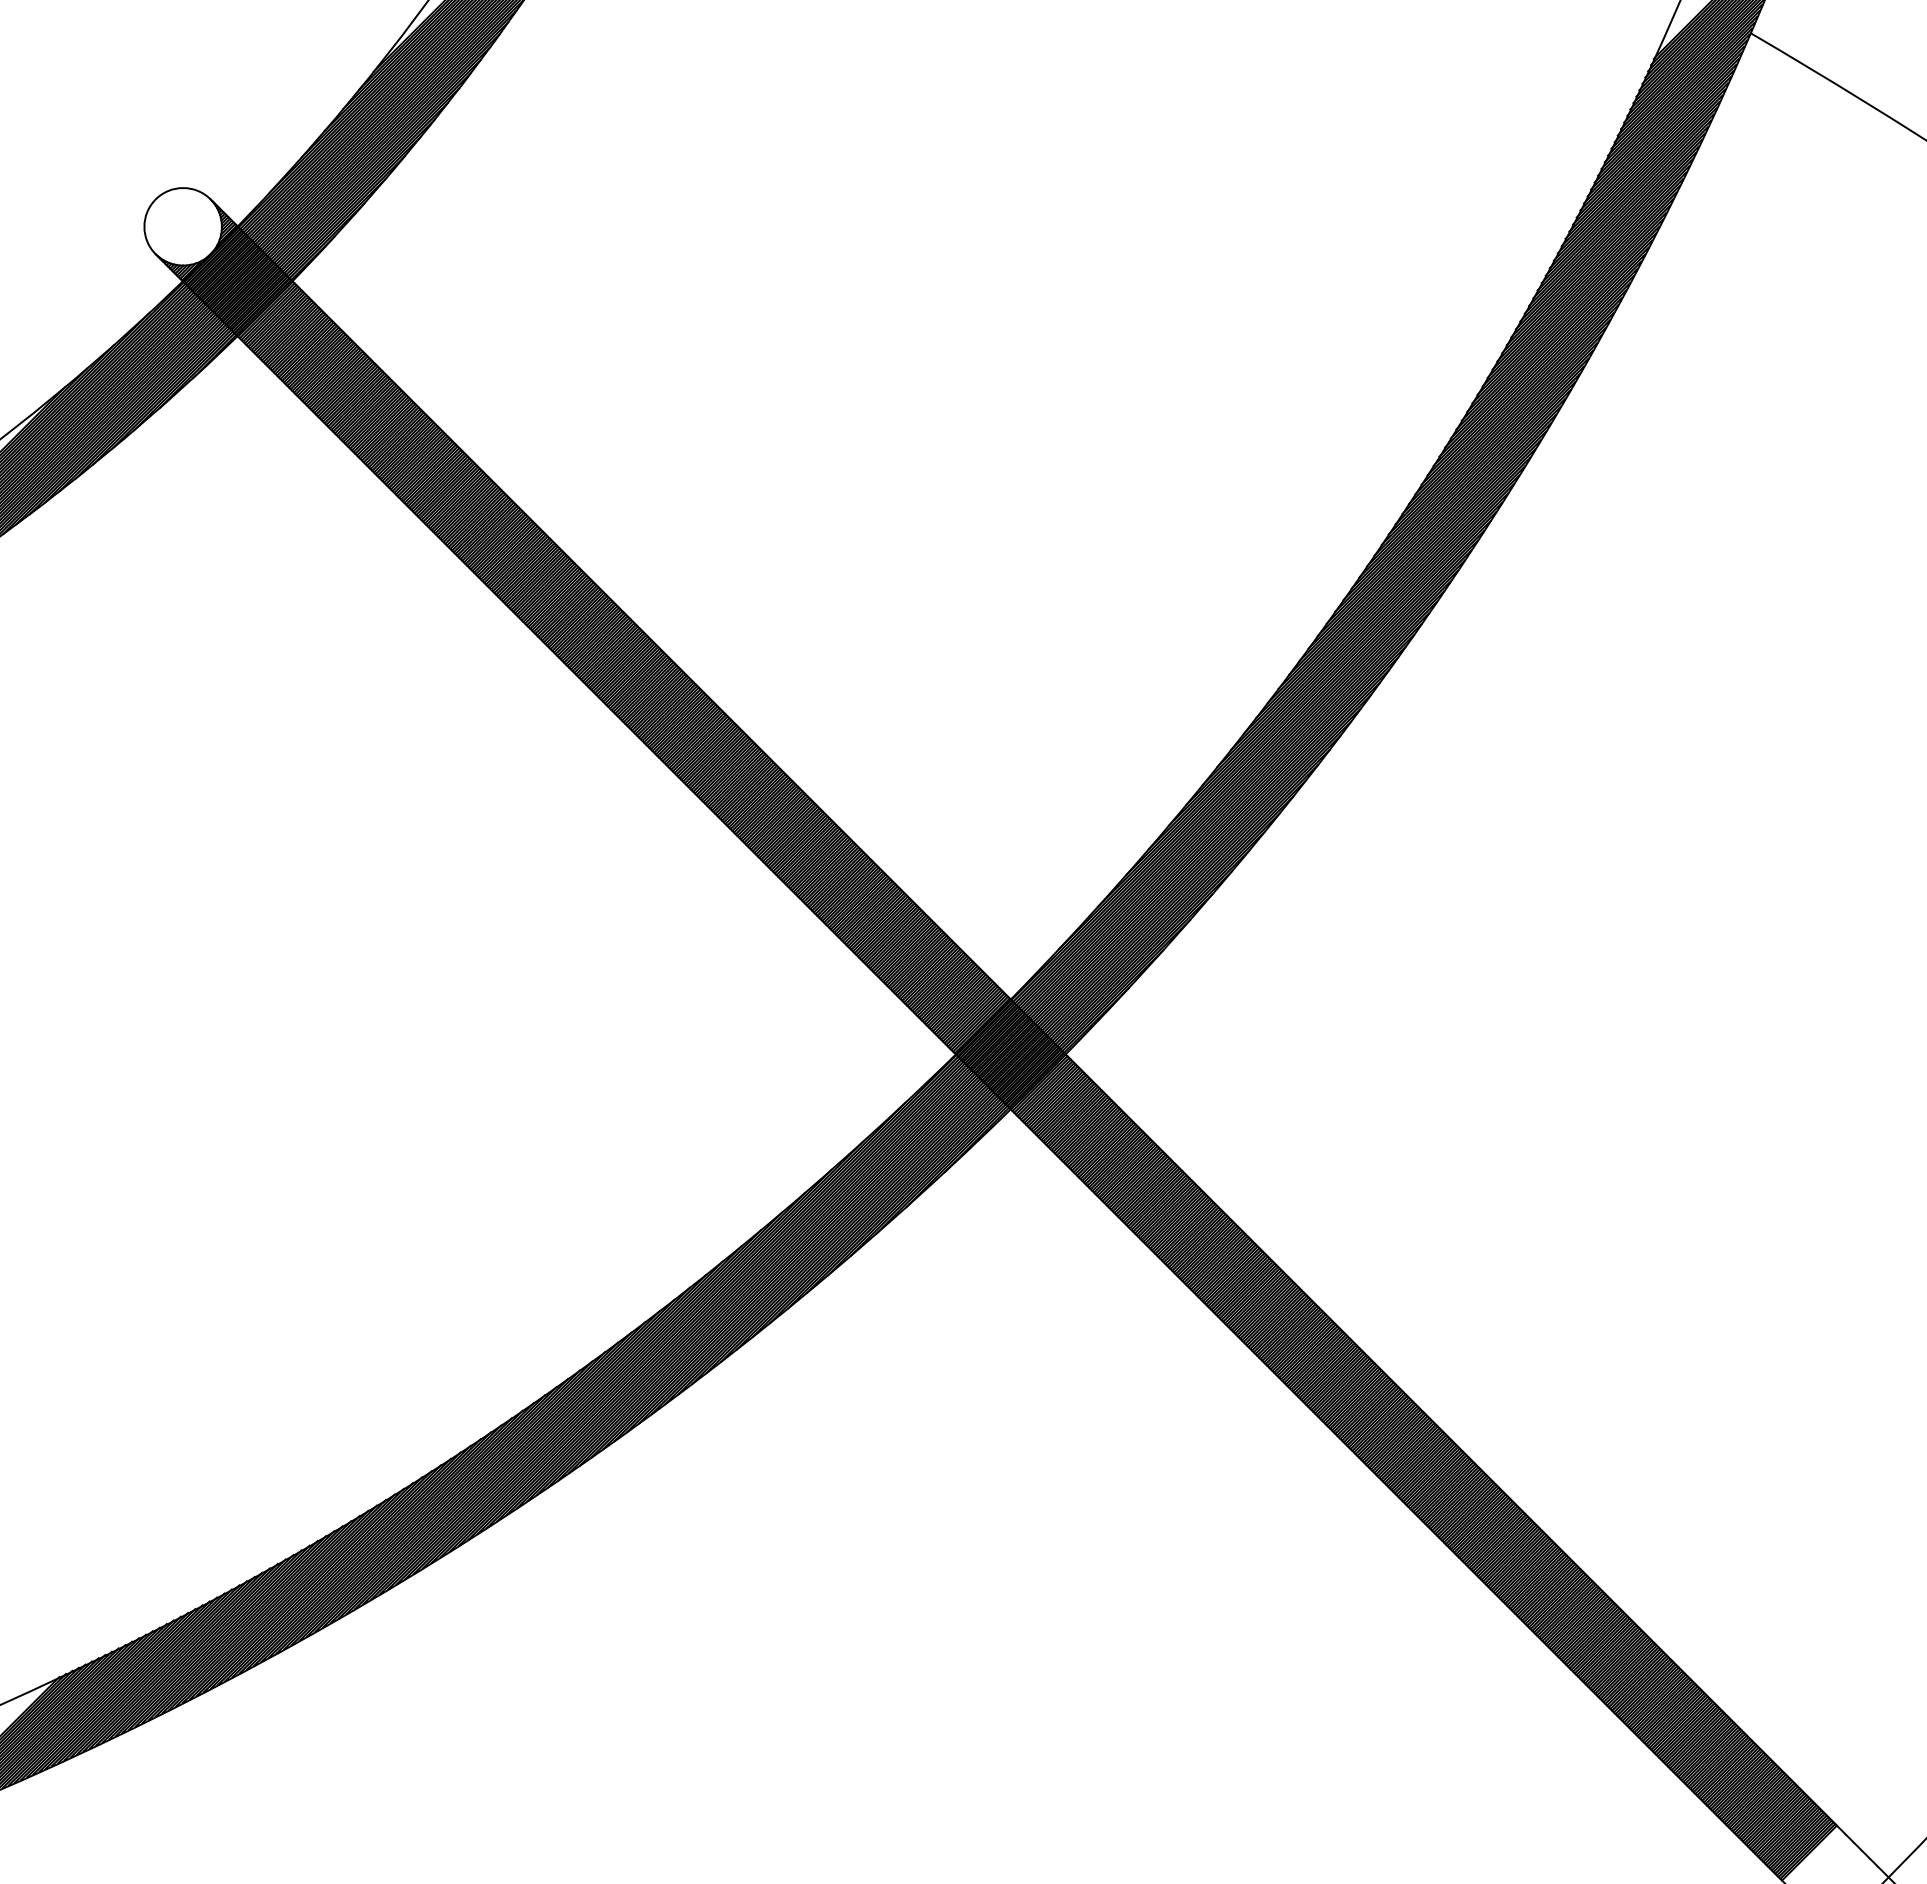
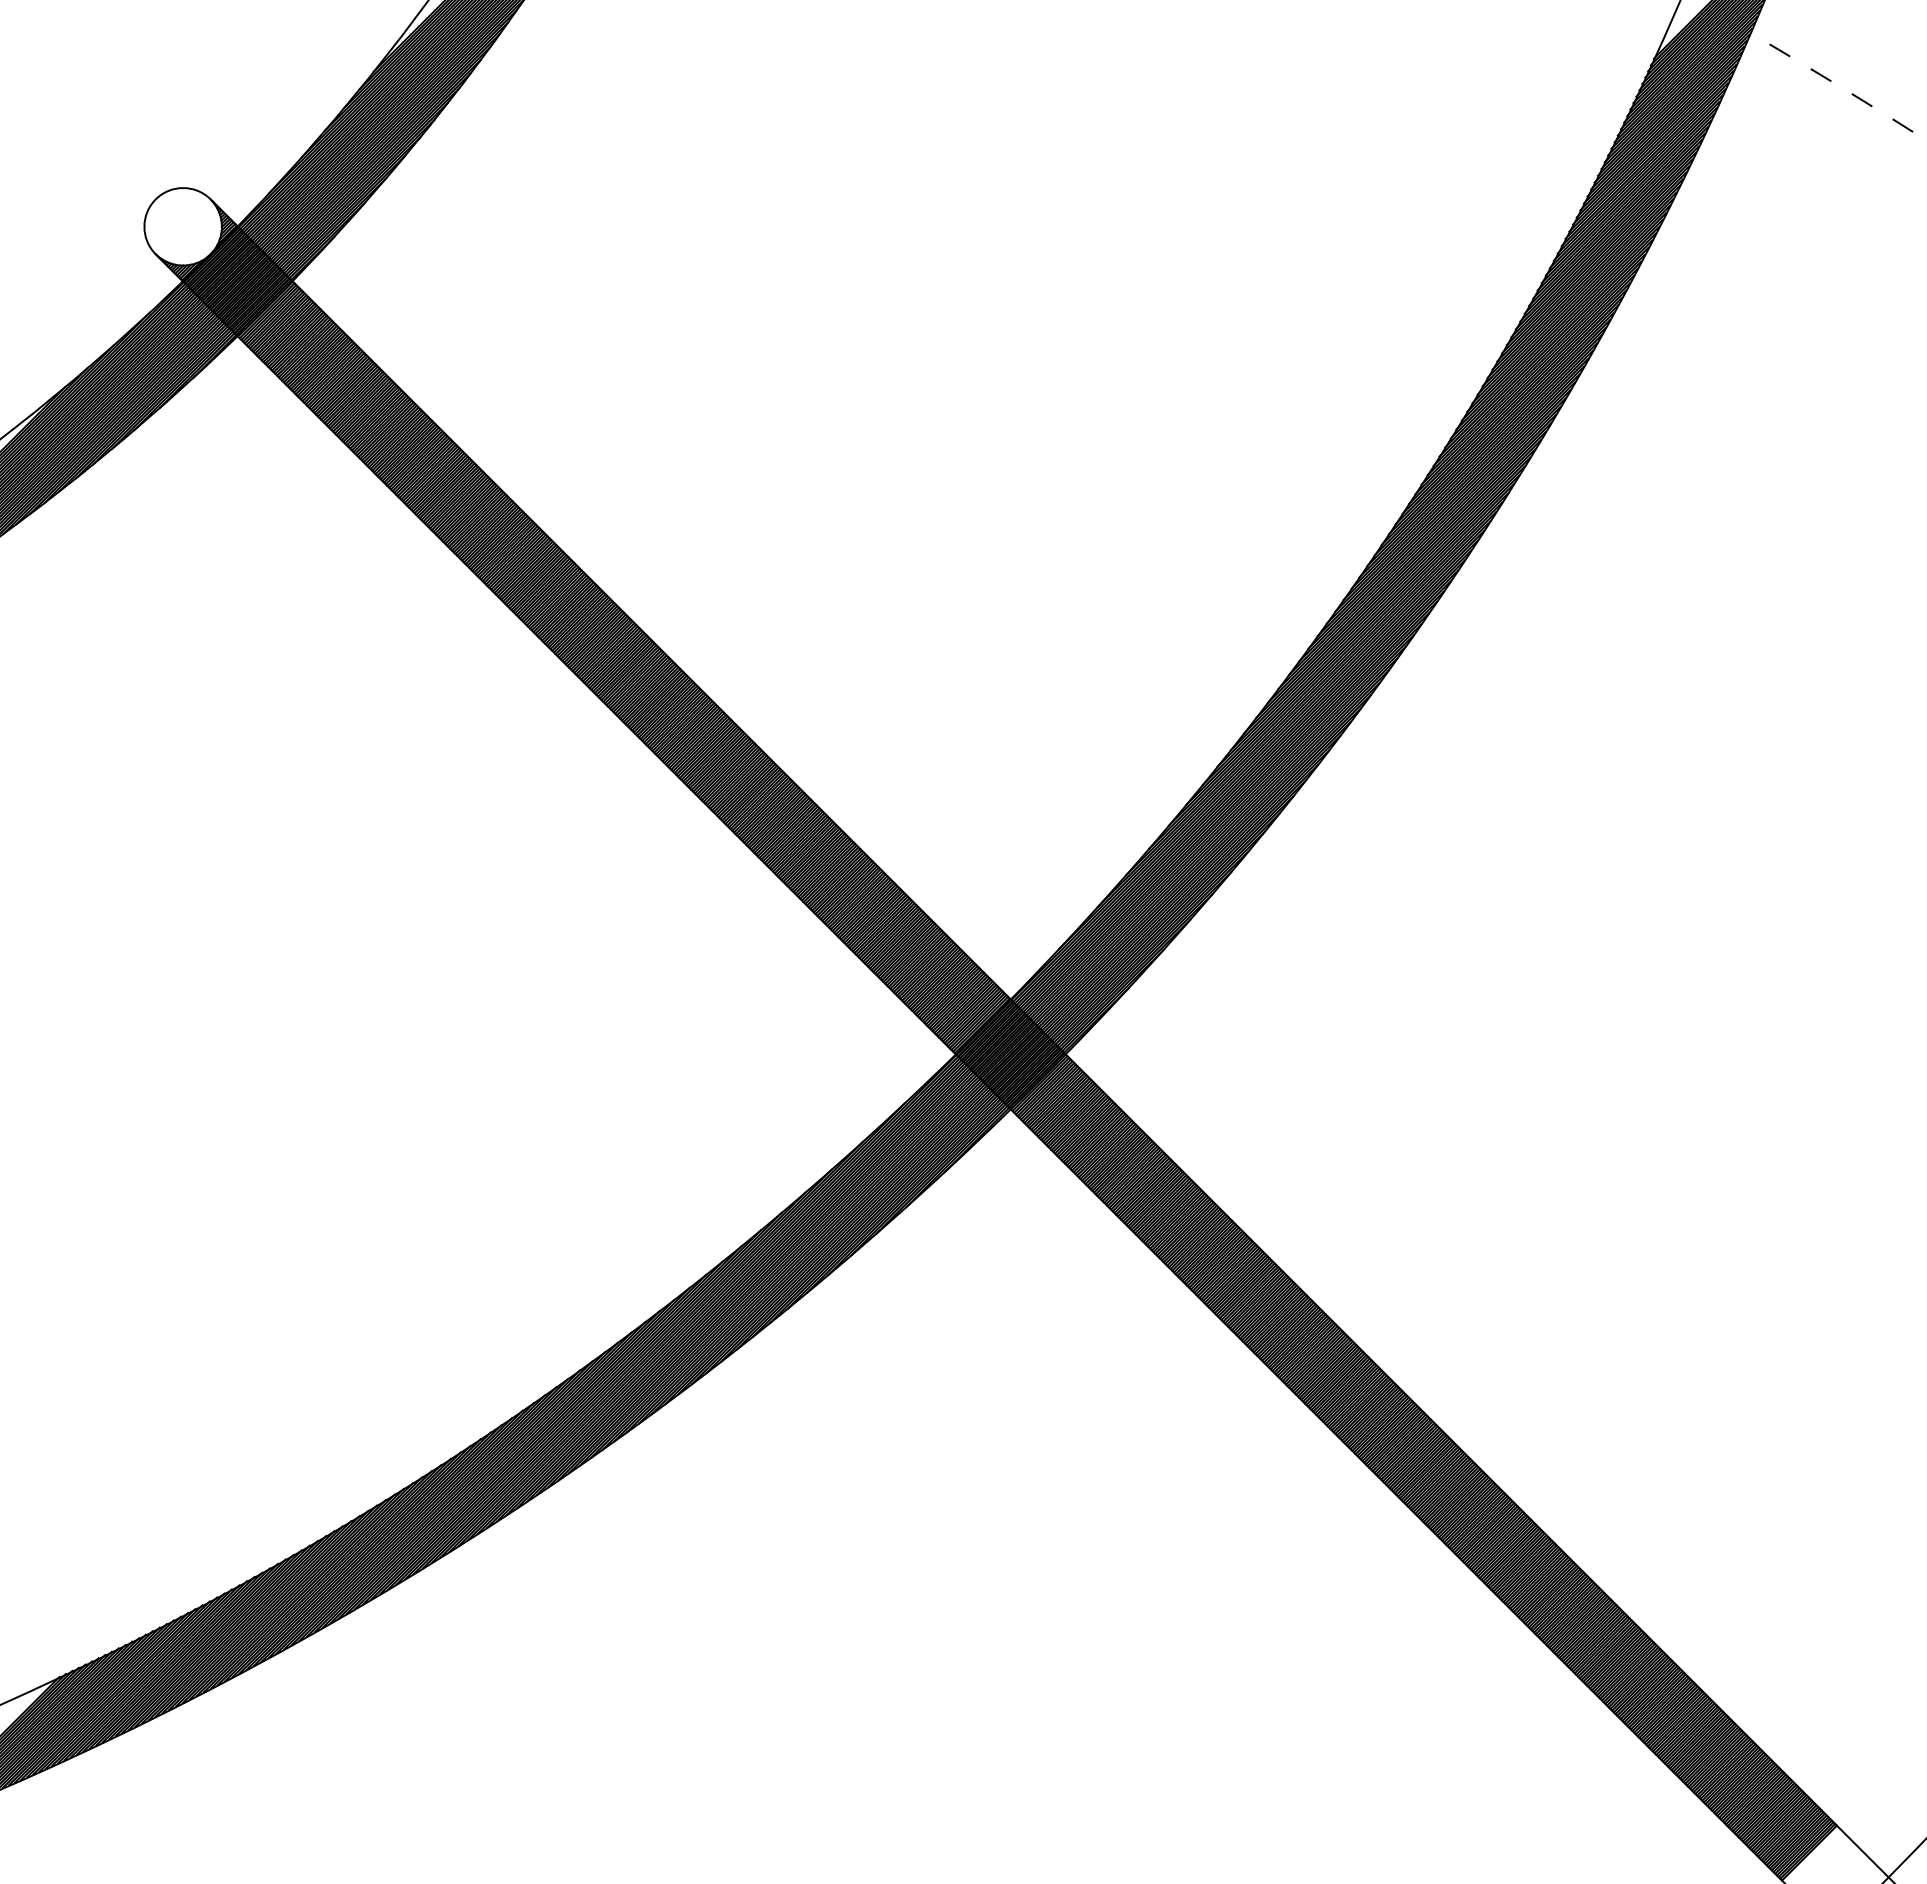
arc: solid -> dashed (1839, 86)
